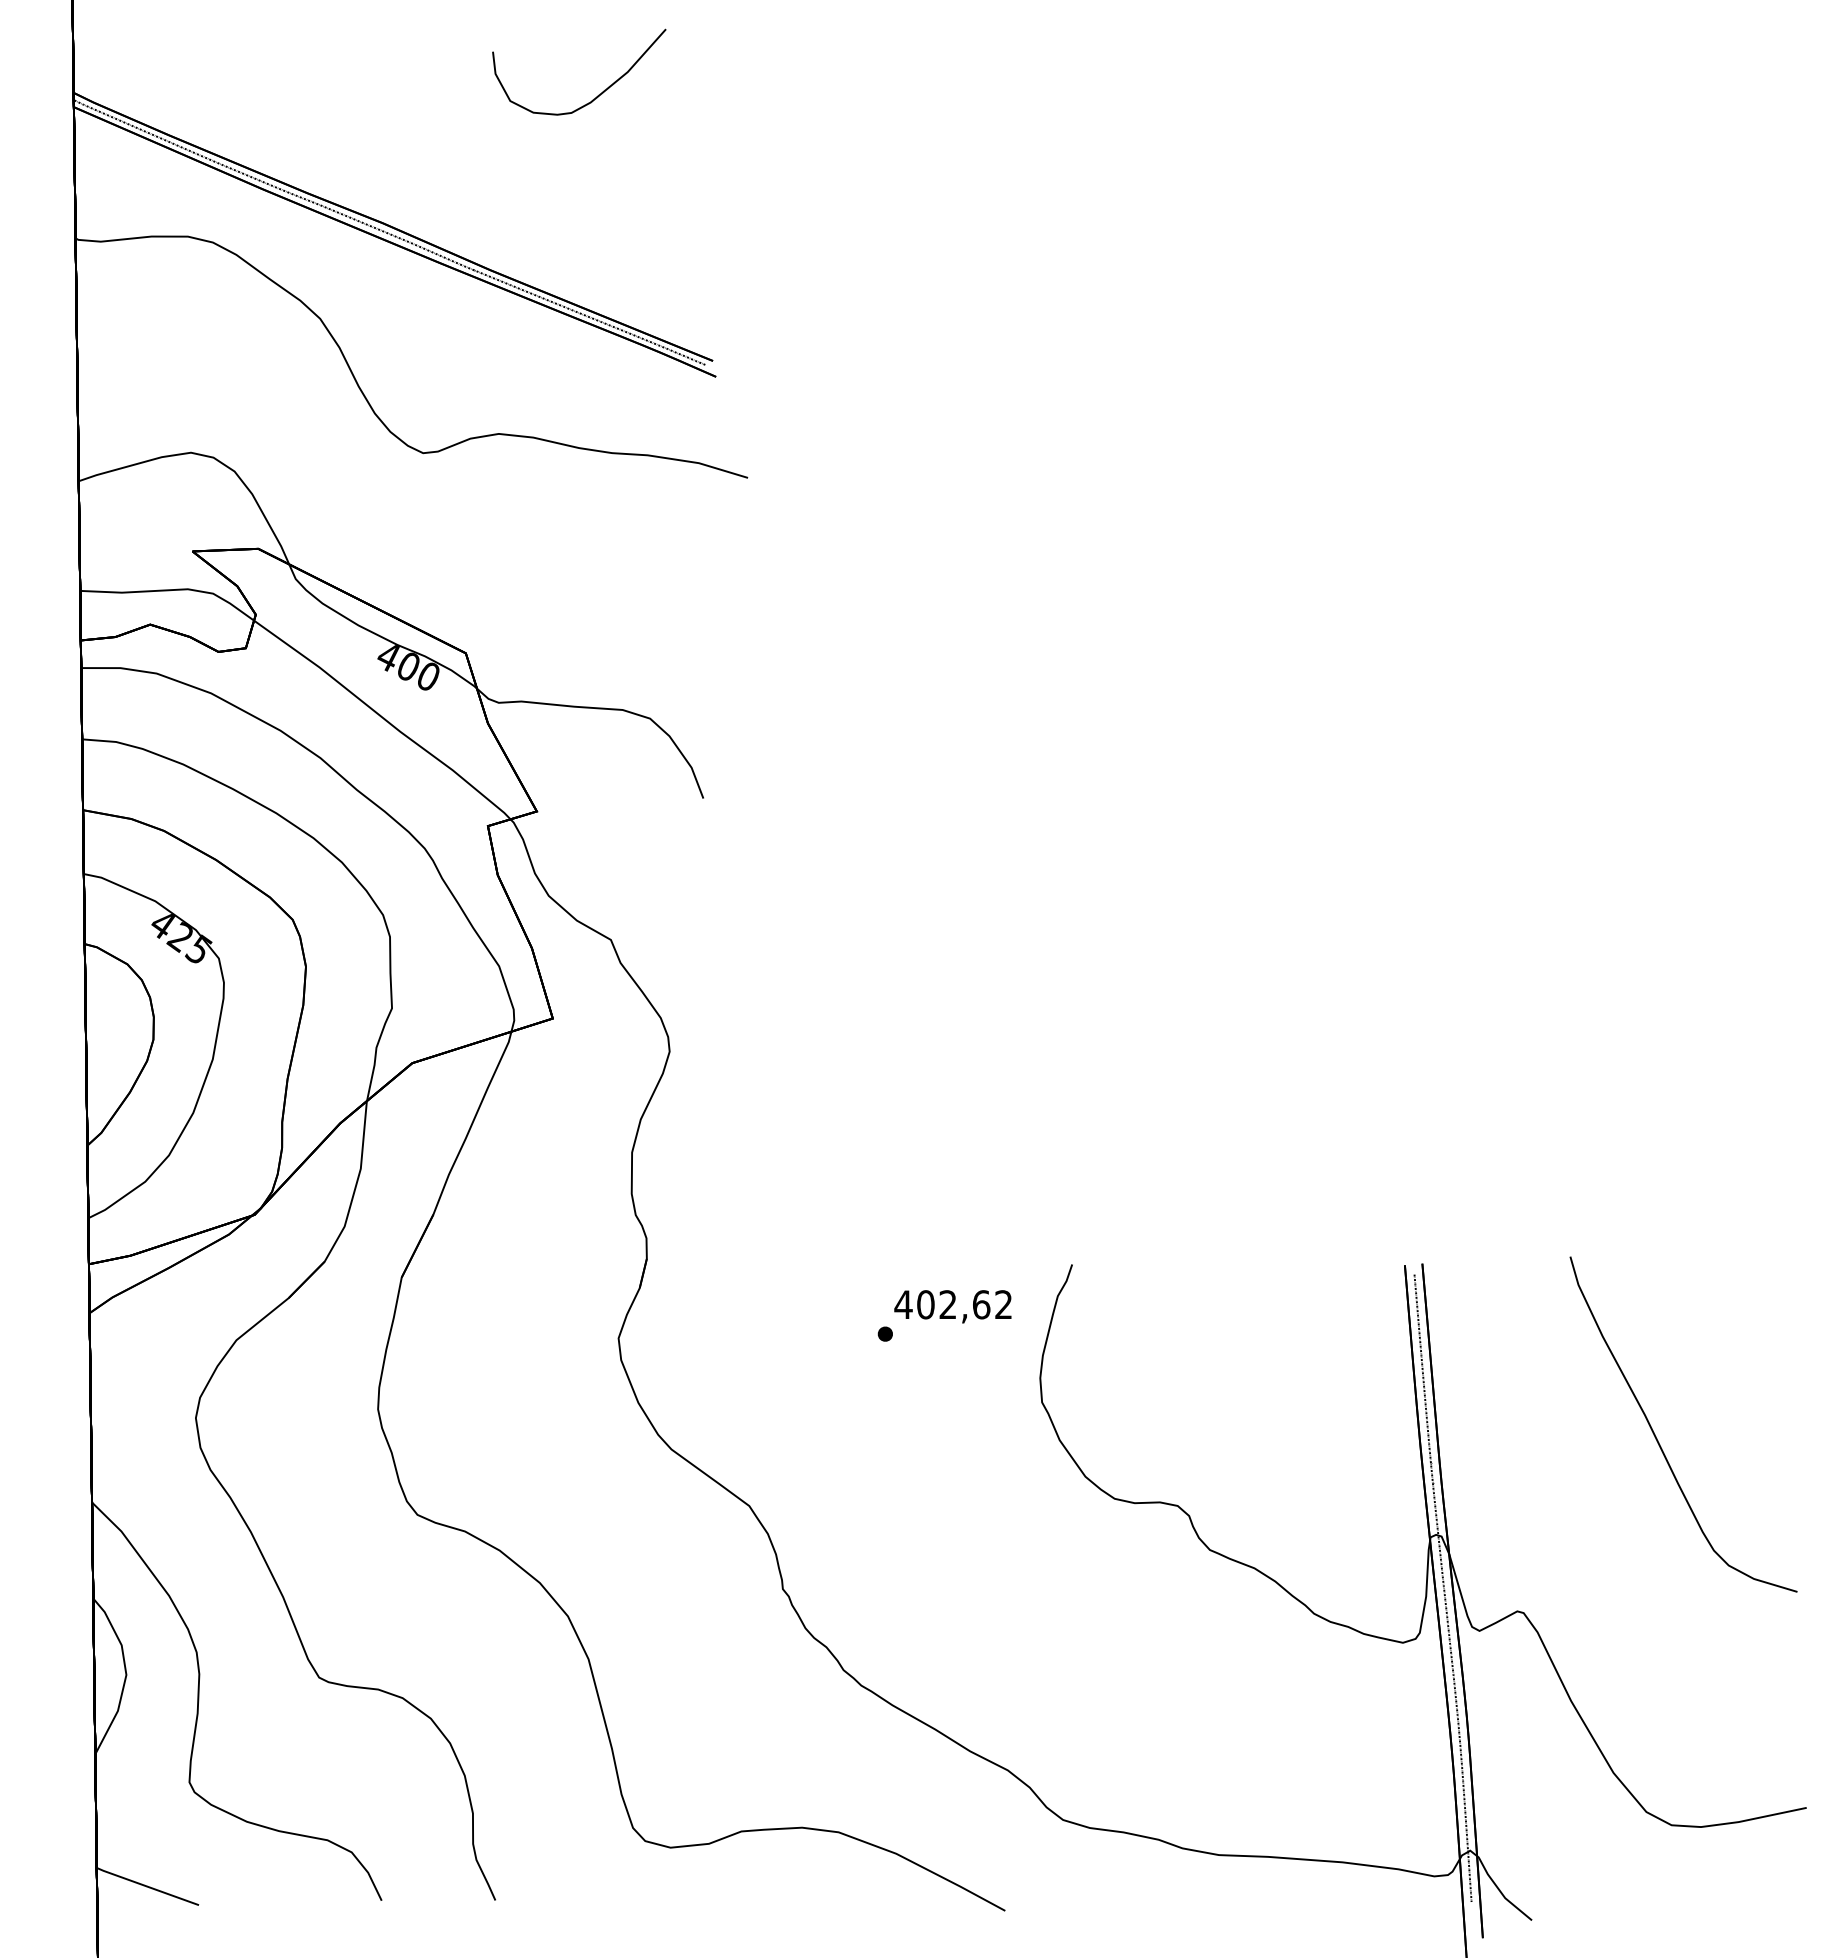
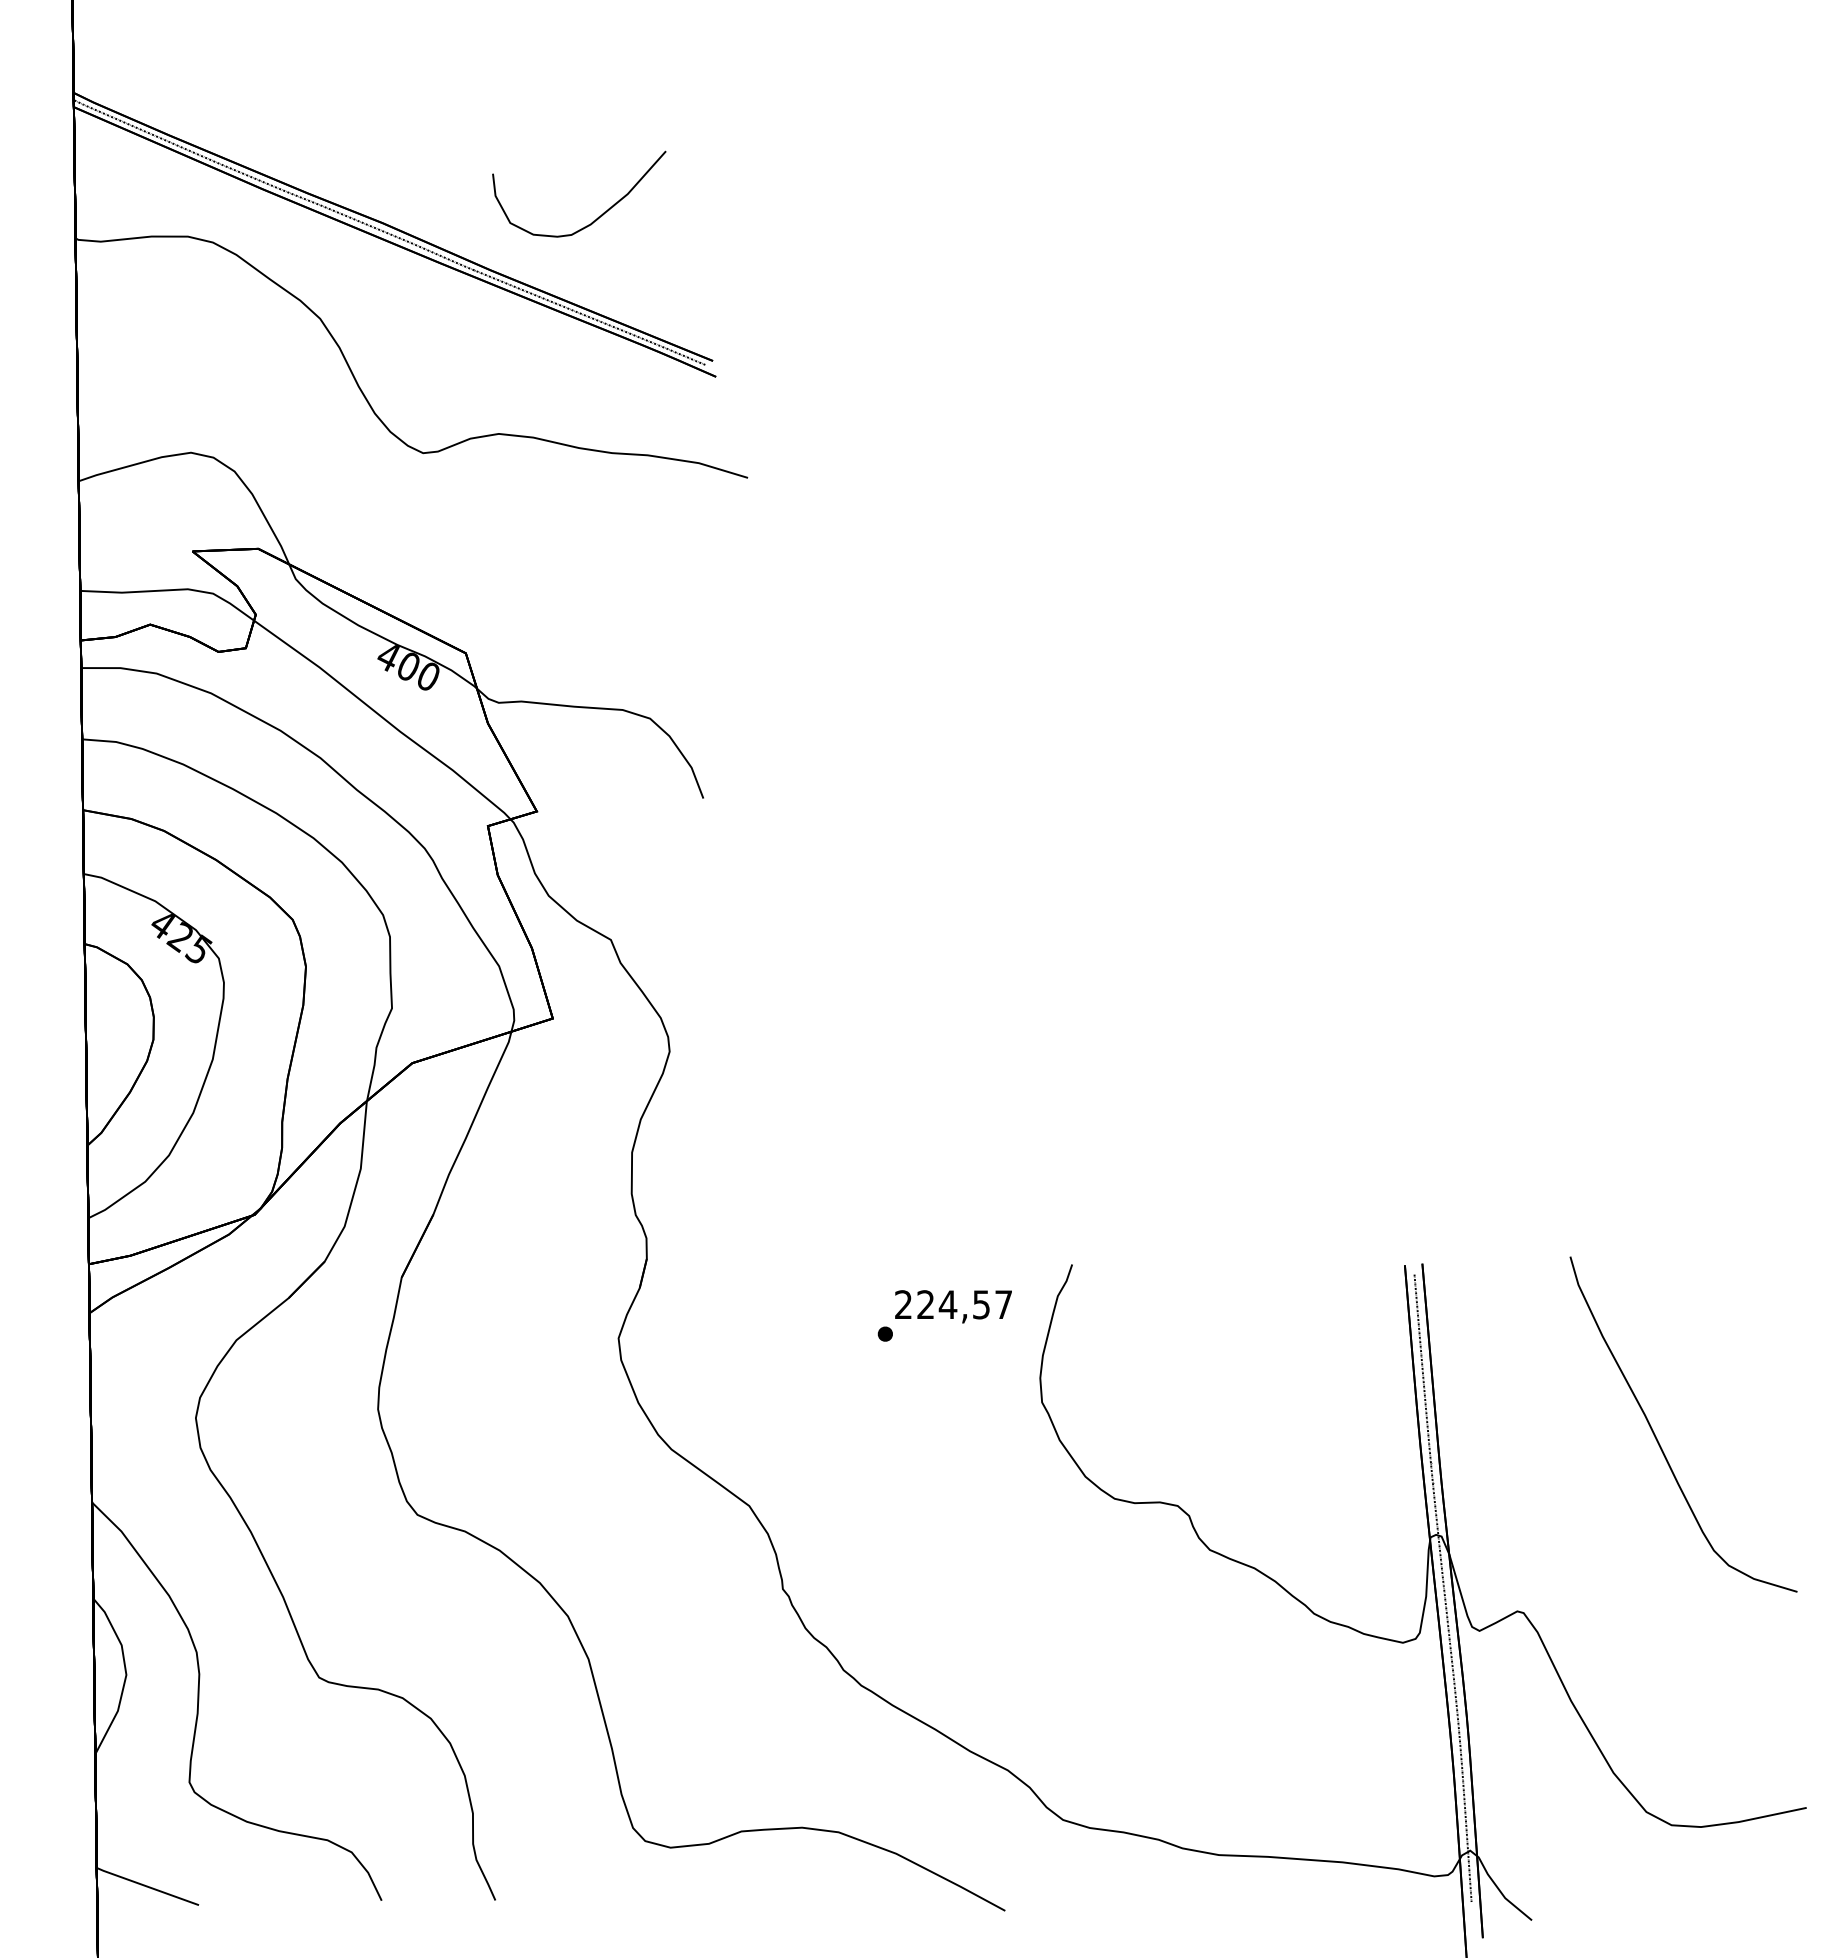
part position: (598, 94) -> (598, 216) (598, 216)
text: 402,62 -> 224,57 (952, 1304)
